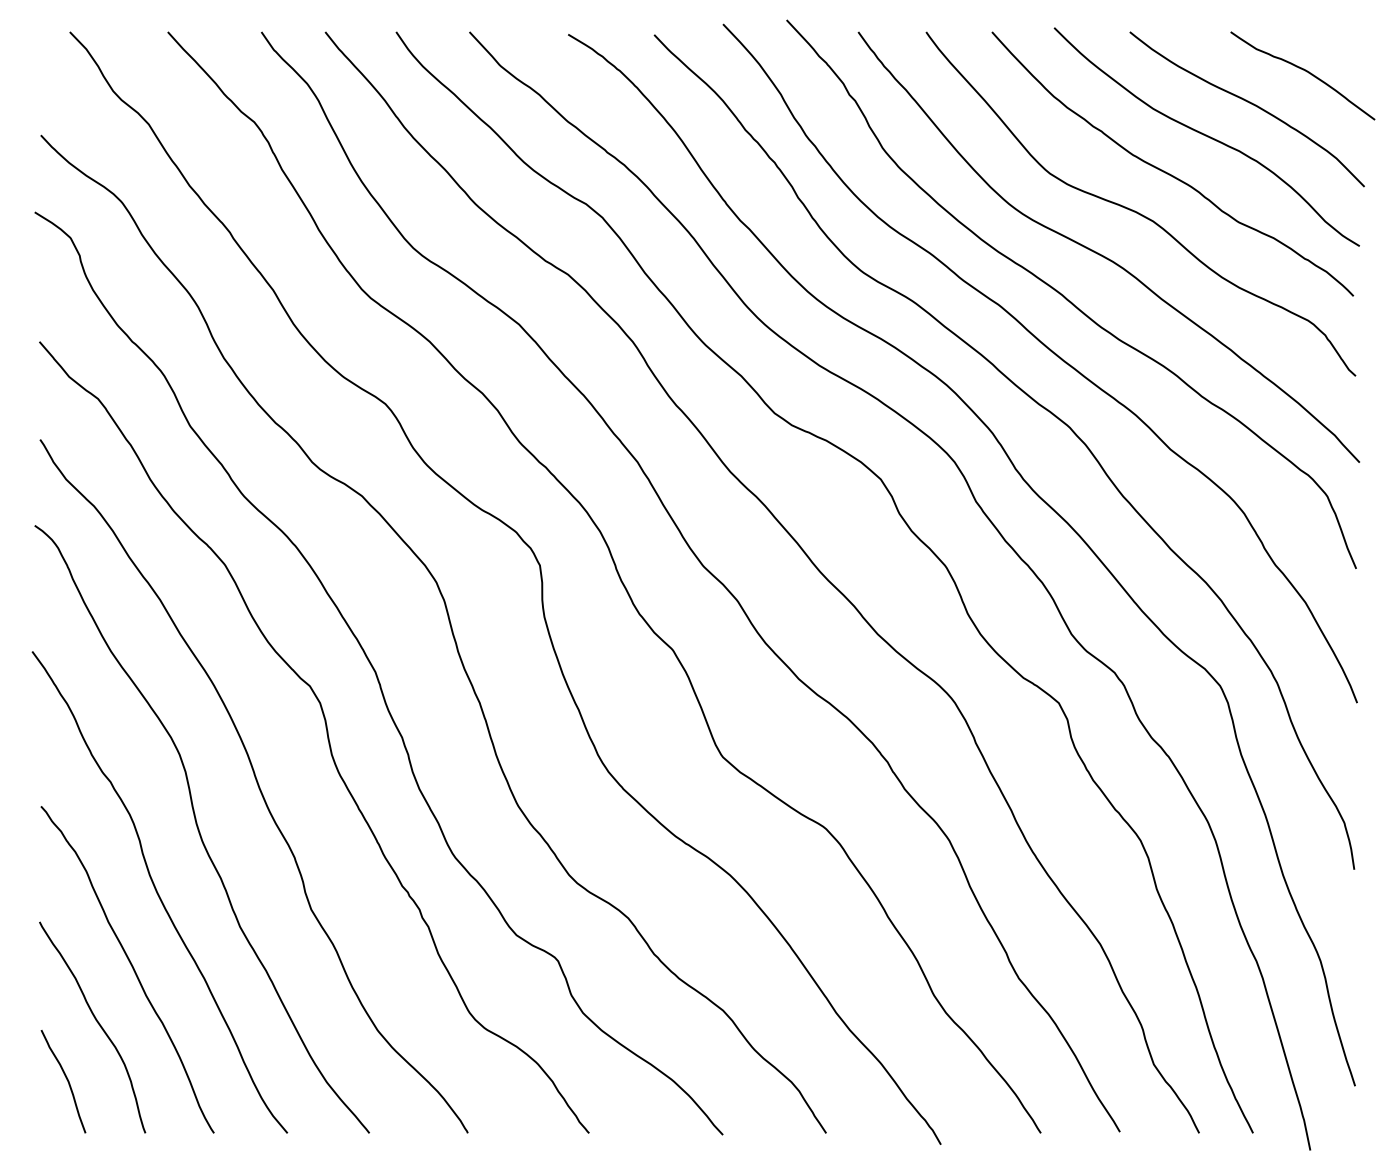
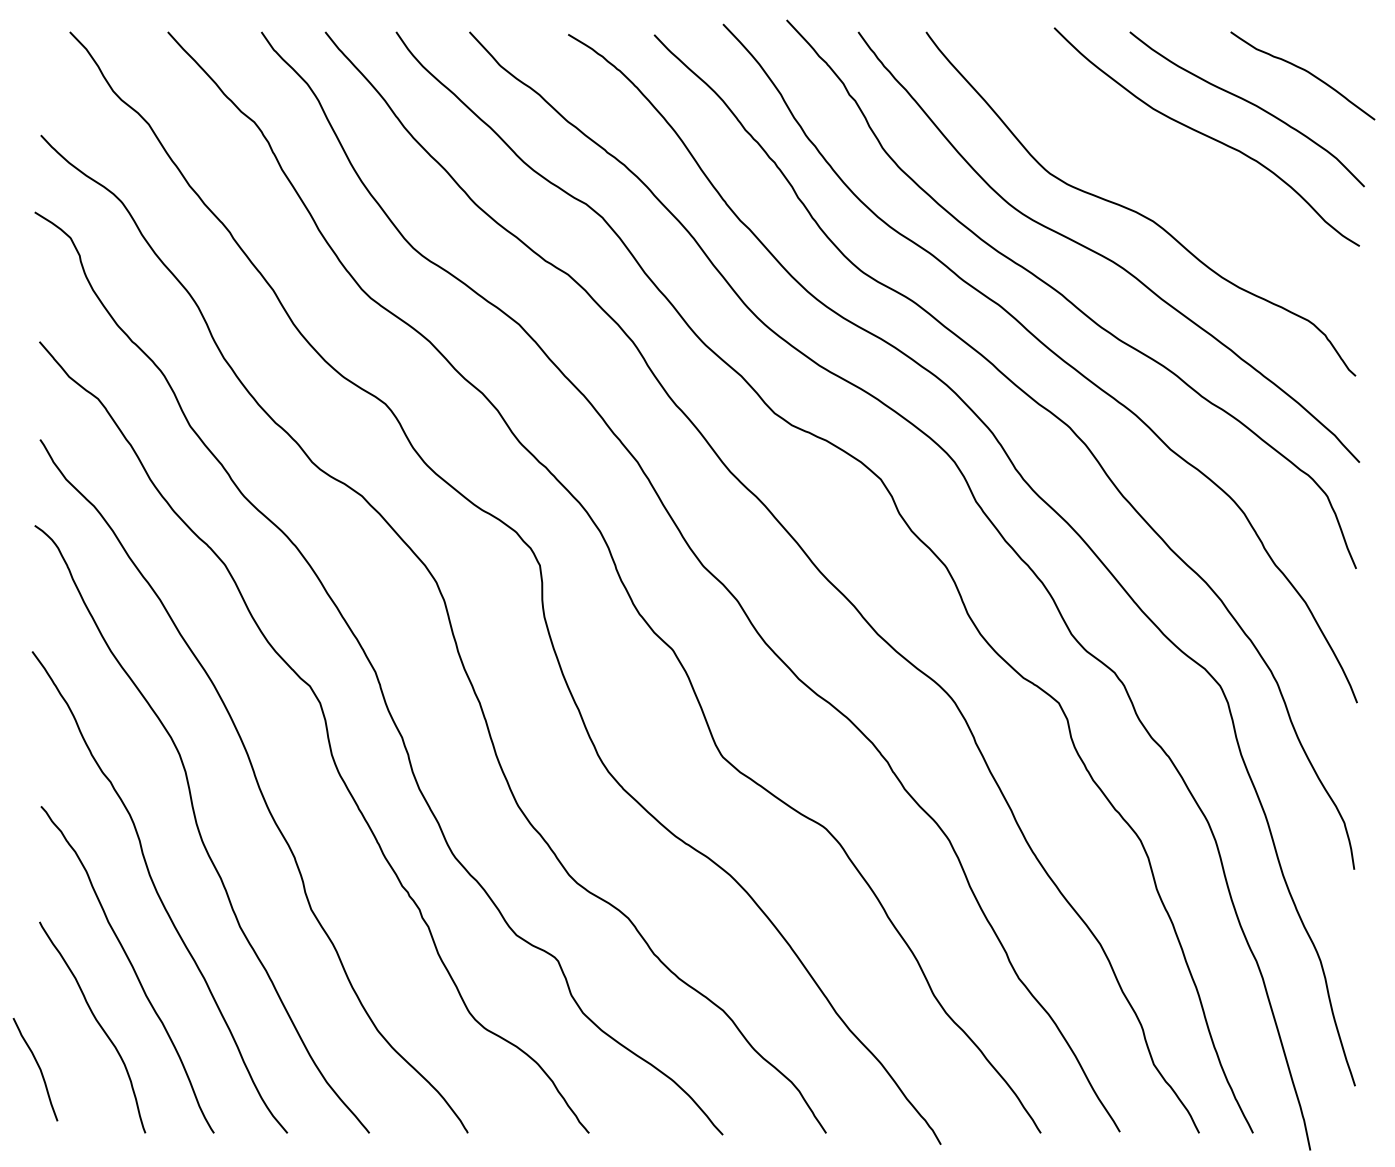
curve: present -> none (1166, 171)
curve position: (66, 1079) -> (38, 1067) (38, 1067)
